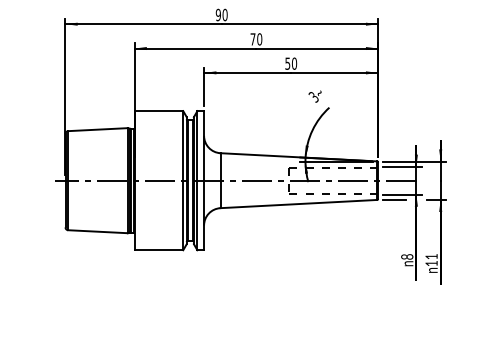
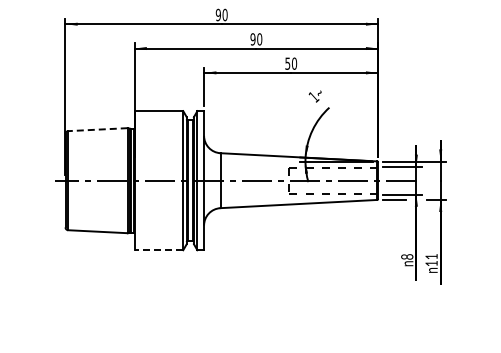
text: 70 -> 90 (252, 39)
text: 3 -> 1 (313, 97)
line: solid -> dashed (97, 129)
line: solid -> dashed (158, 250)
